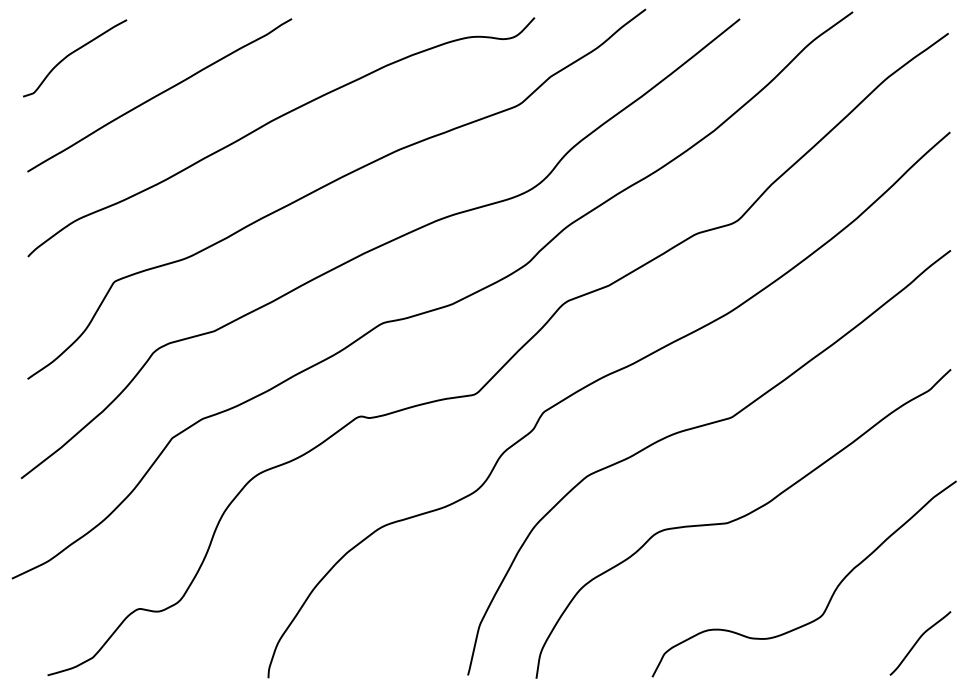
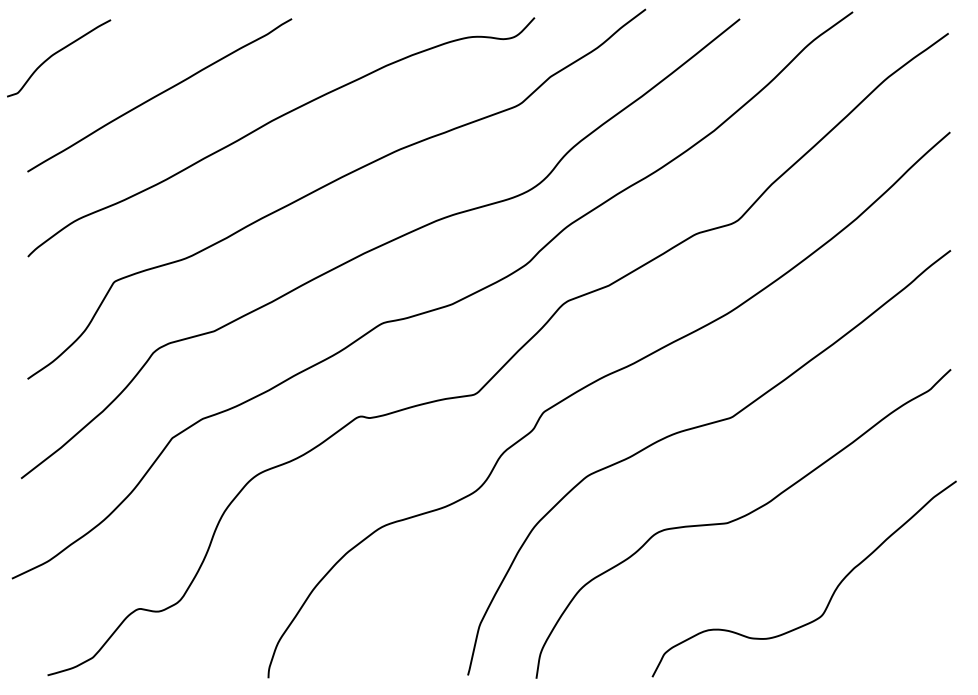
curve position: (73, 53) -> (57, 53) (57, 53)
curve: present -> none (918, 641)
